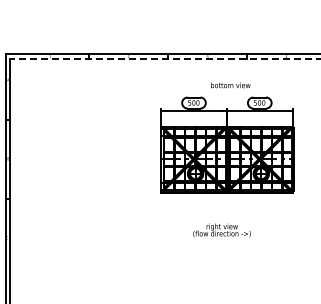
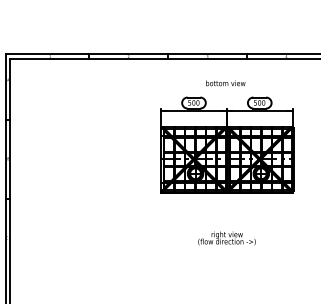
line: dashed -> solid (165, 59)
text position: (230, 85) -> (225, 83) (225, 83)
text position: (221, 230) -> (226, 238) (226, 238)
